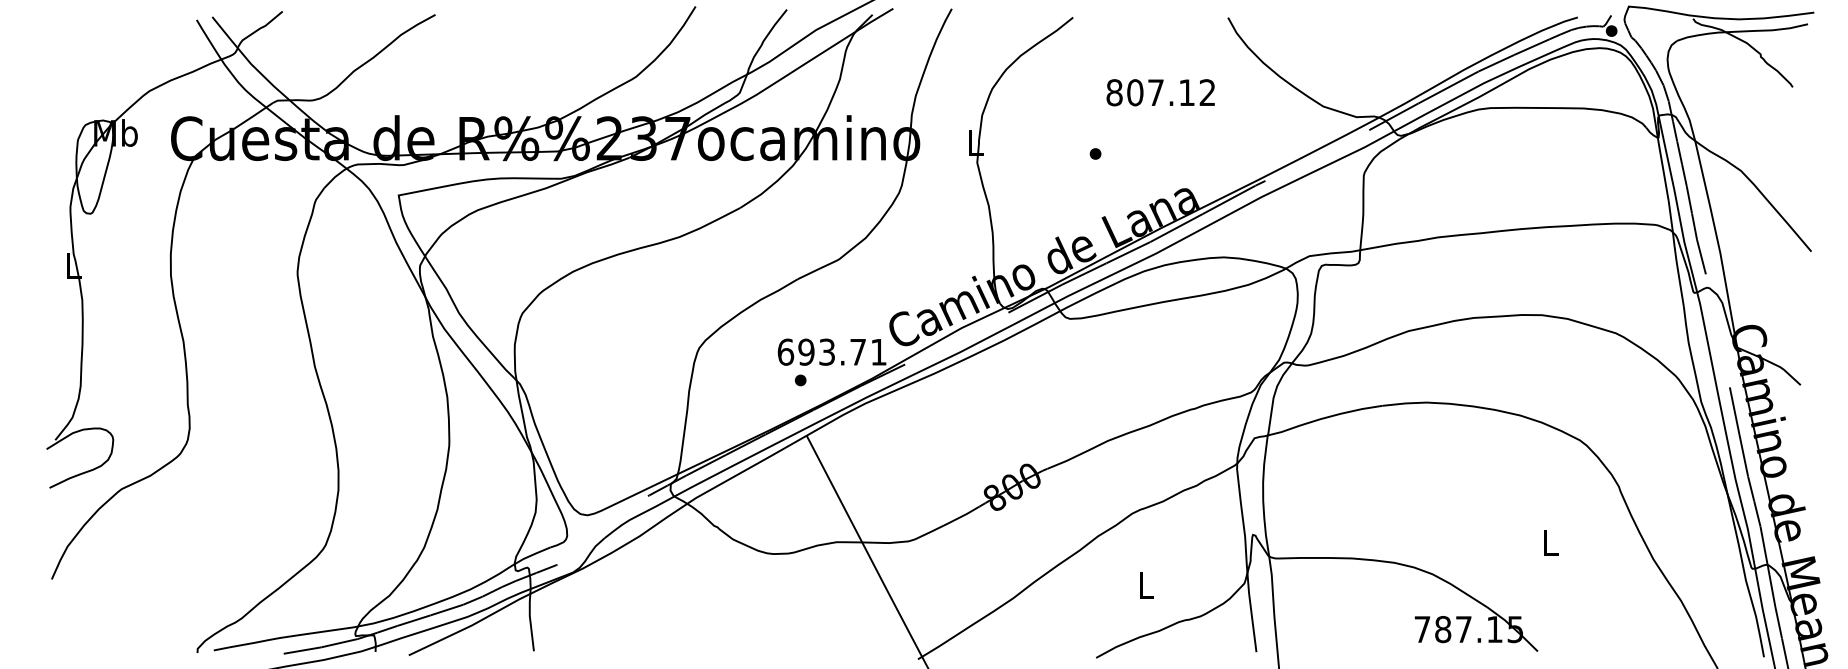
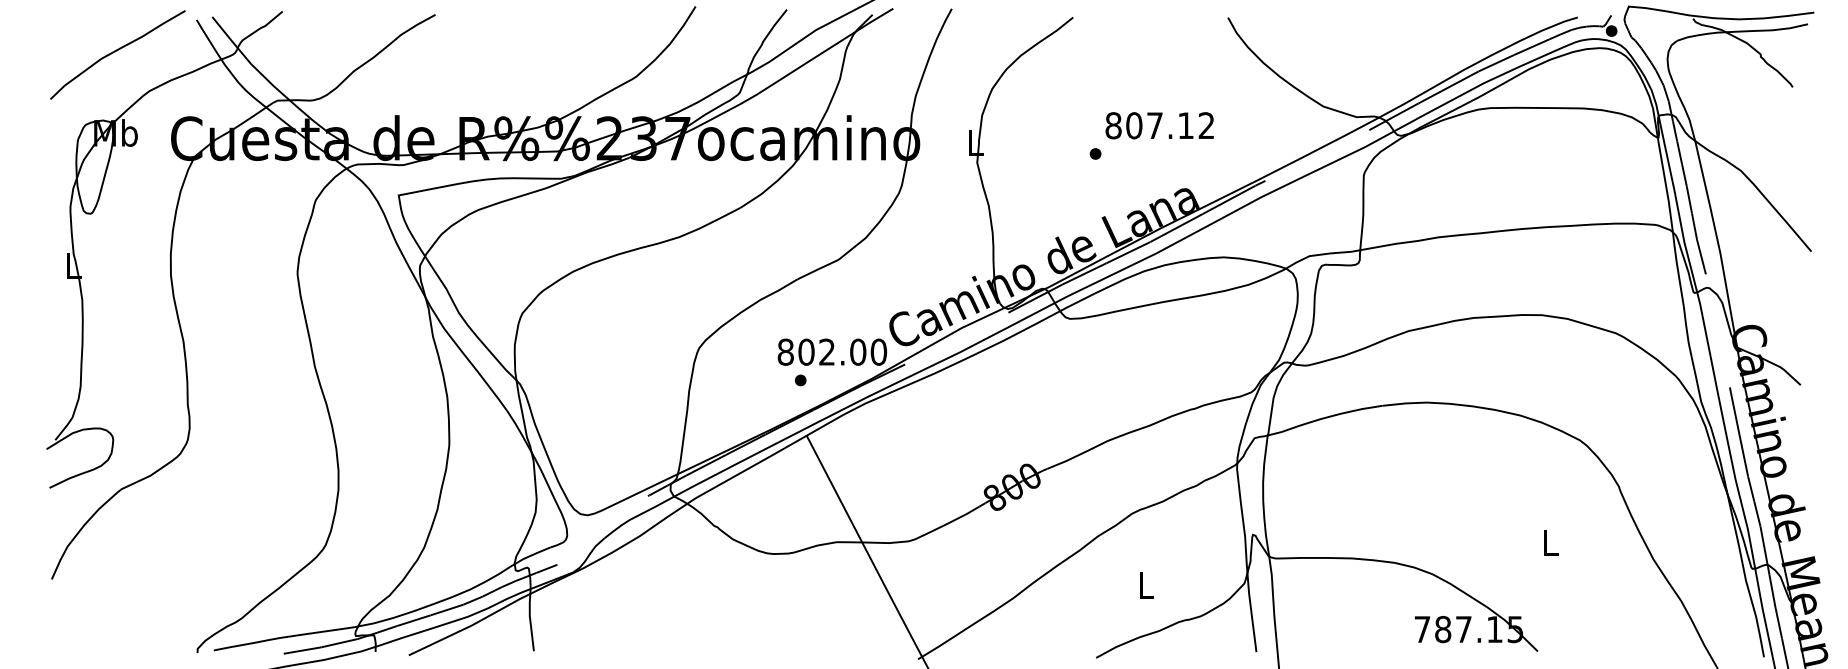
curve: none -> present (115, 52)
text position: (1160, 92) -> (1159, 125) (1159, 125)
text: 693.71 -> 802.00 (832, 351)
